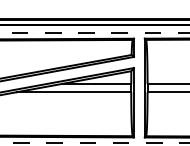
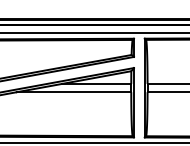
line: dashed -> solid (94, 33)
line: dashed -> solid (95, 142)
